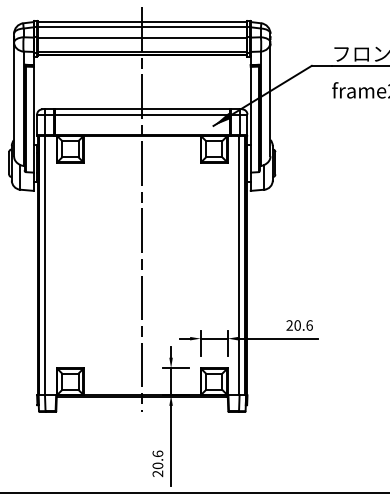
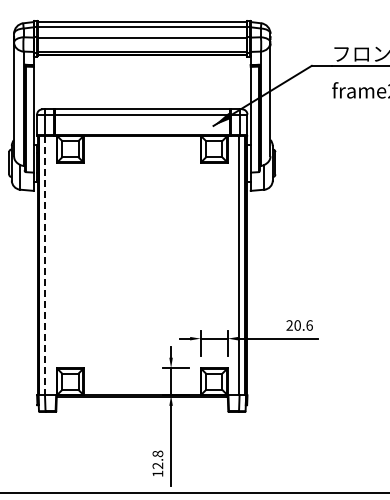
line: present -> none (142, 209)
line: solid -> dashed (45, 265)
text: 20.6 -> 12.8 (157, 463)
